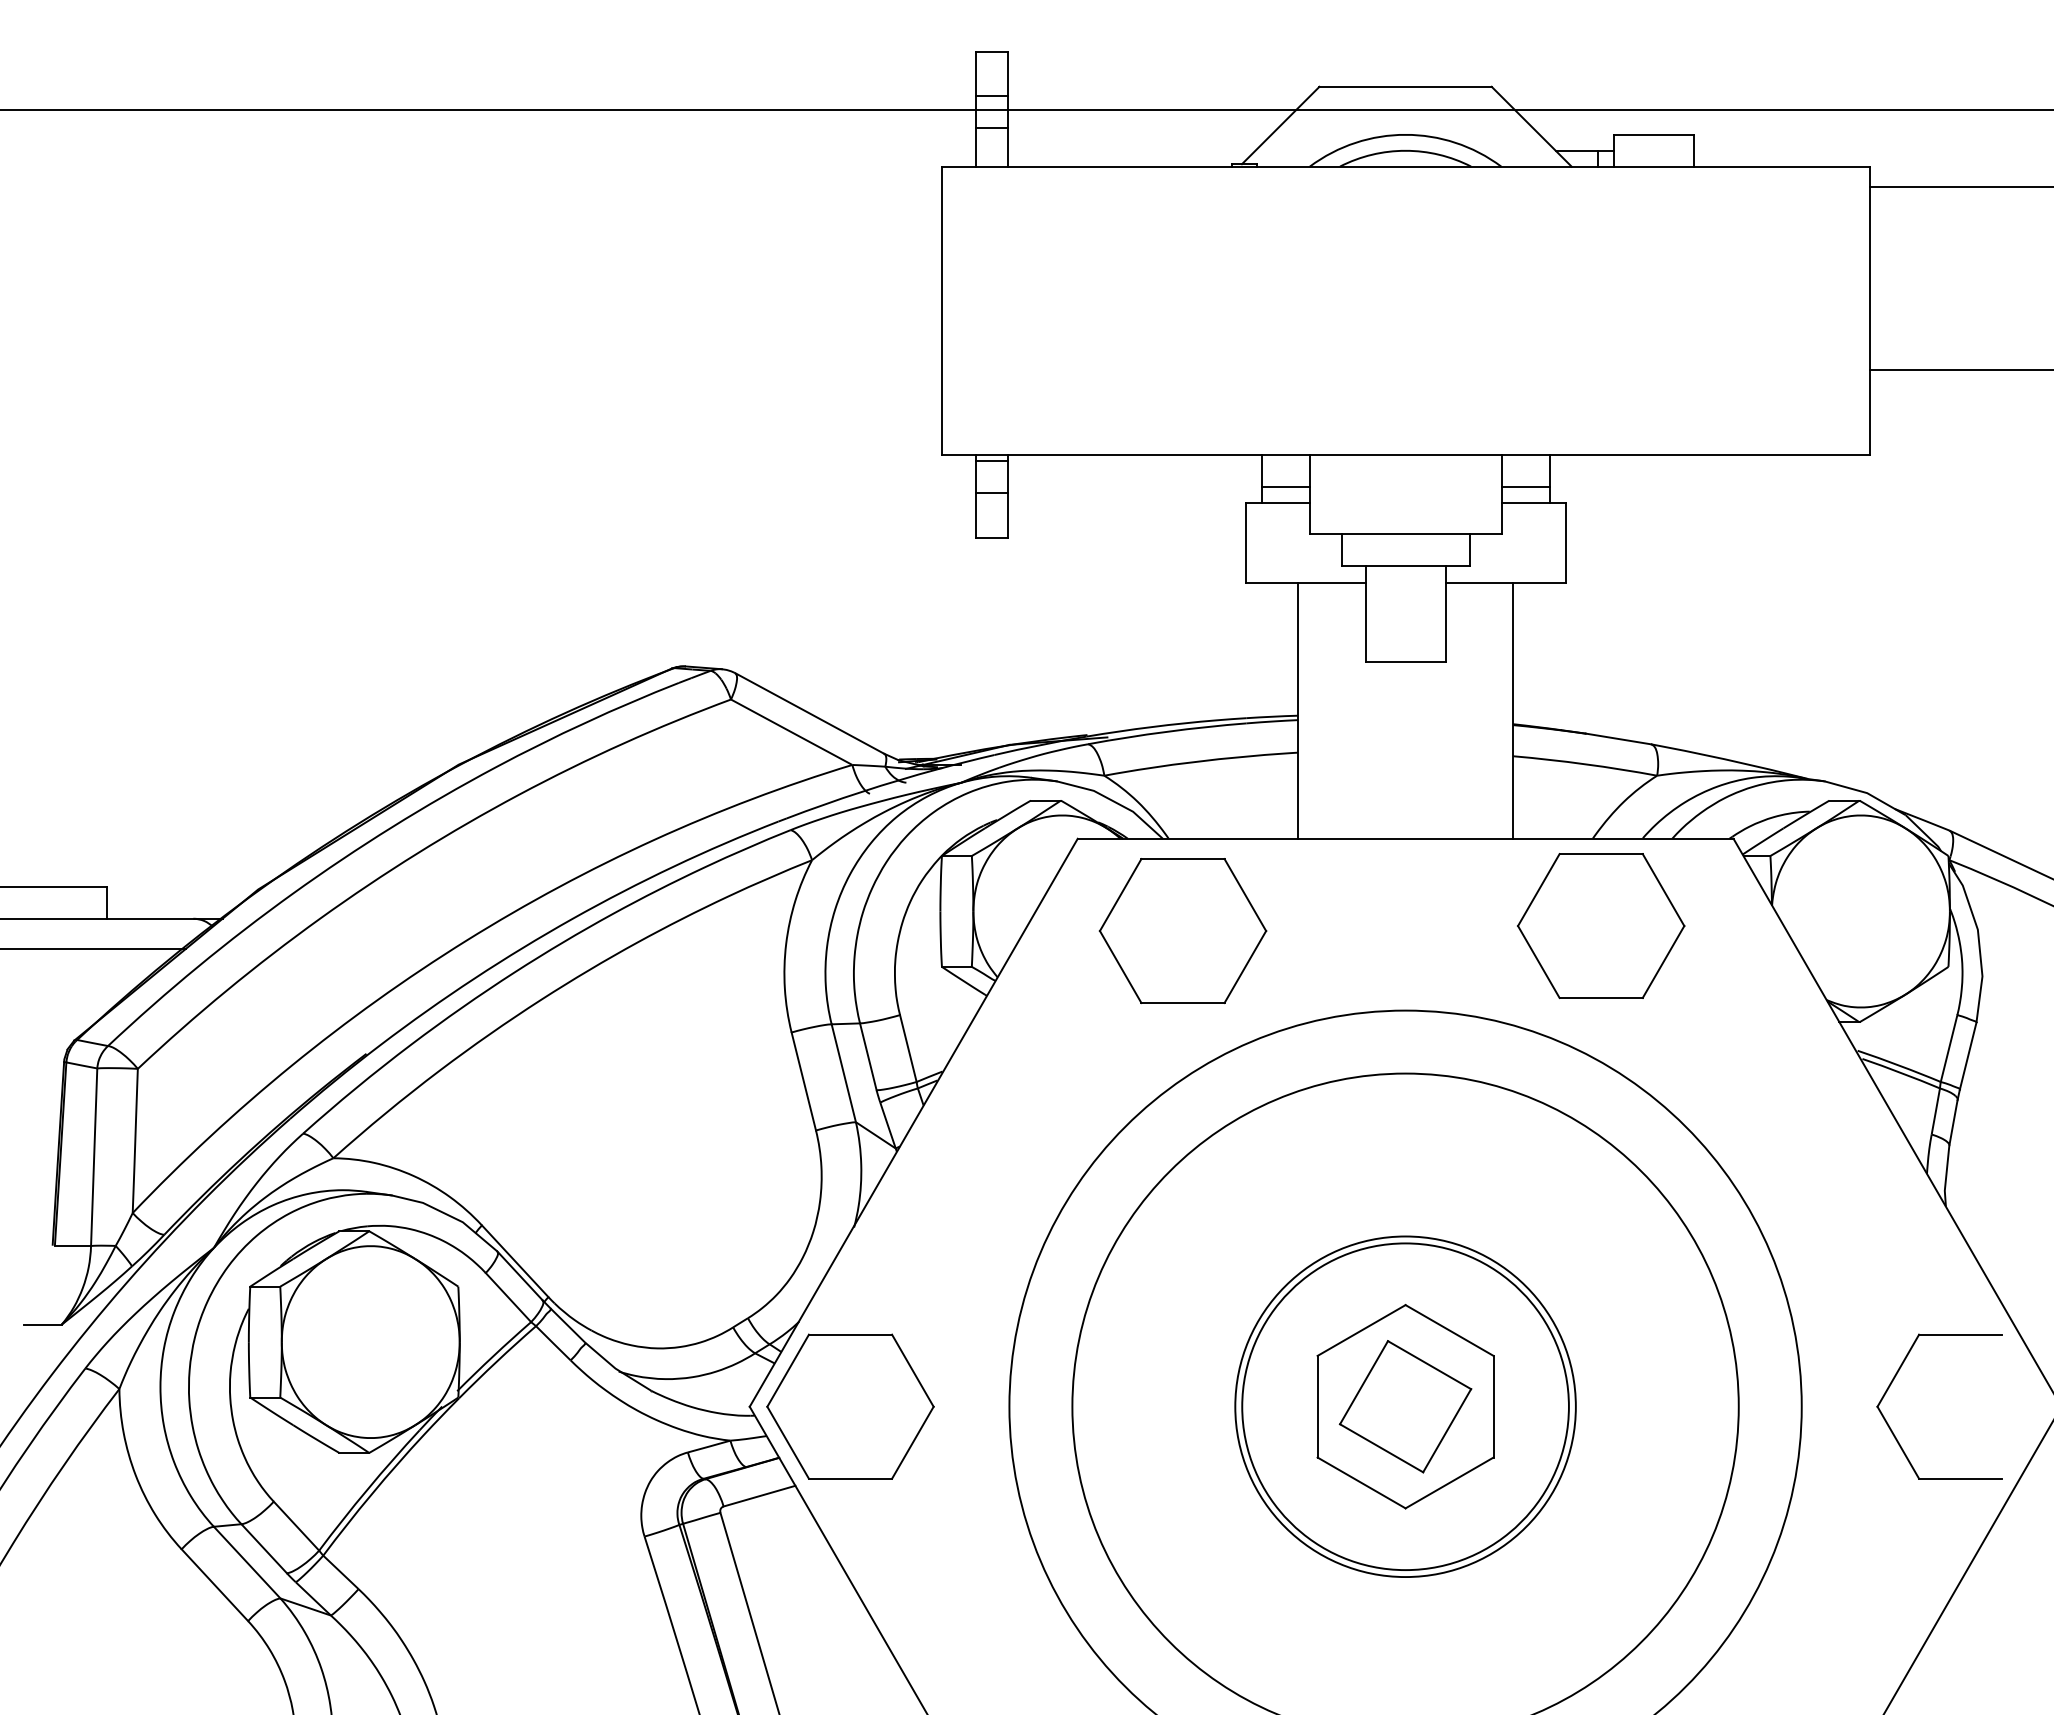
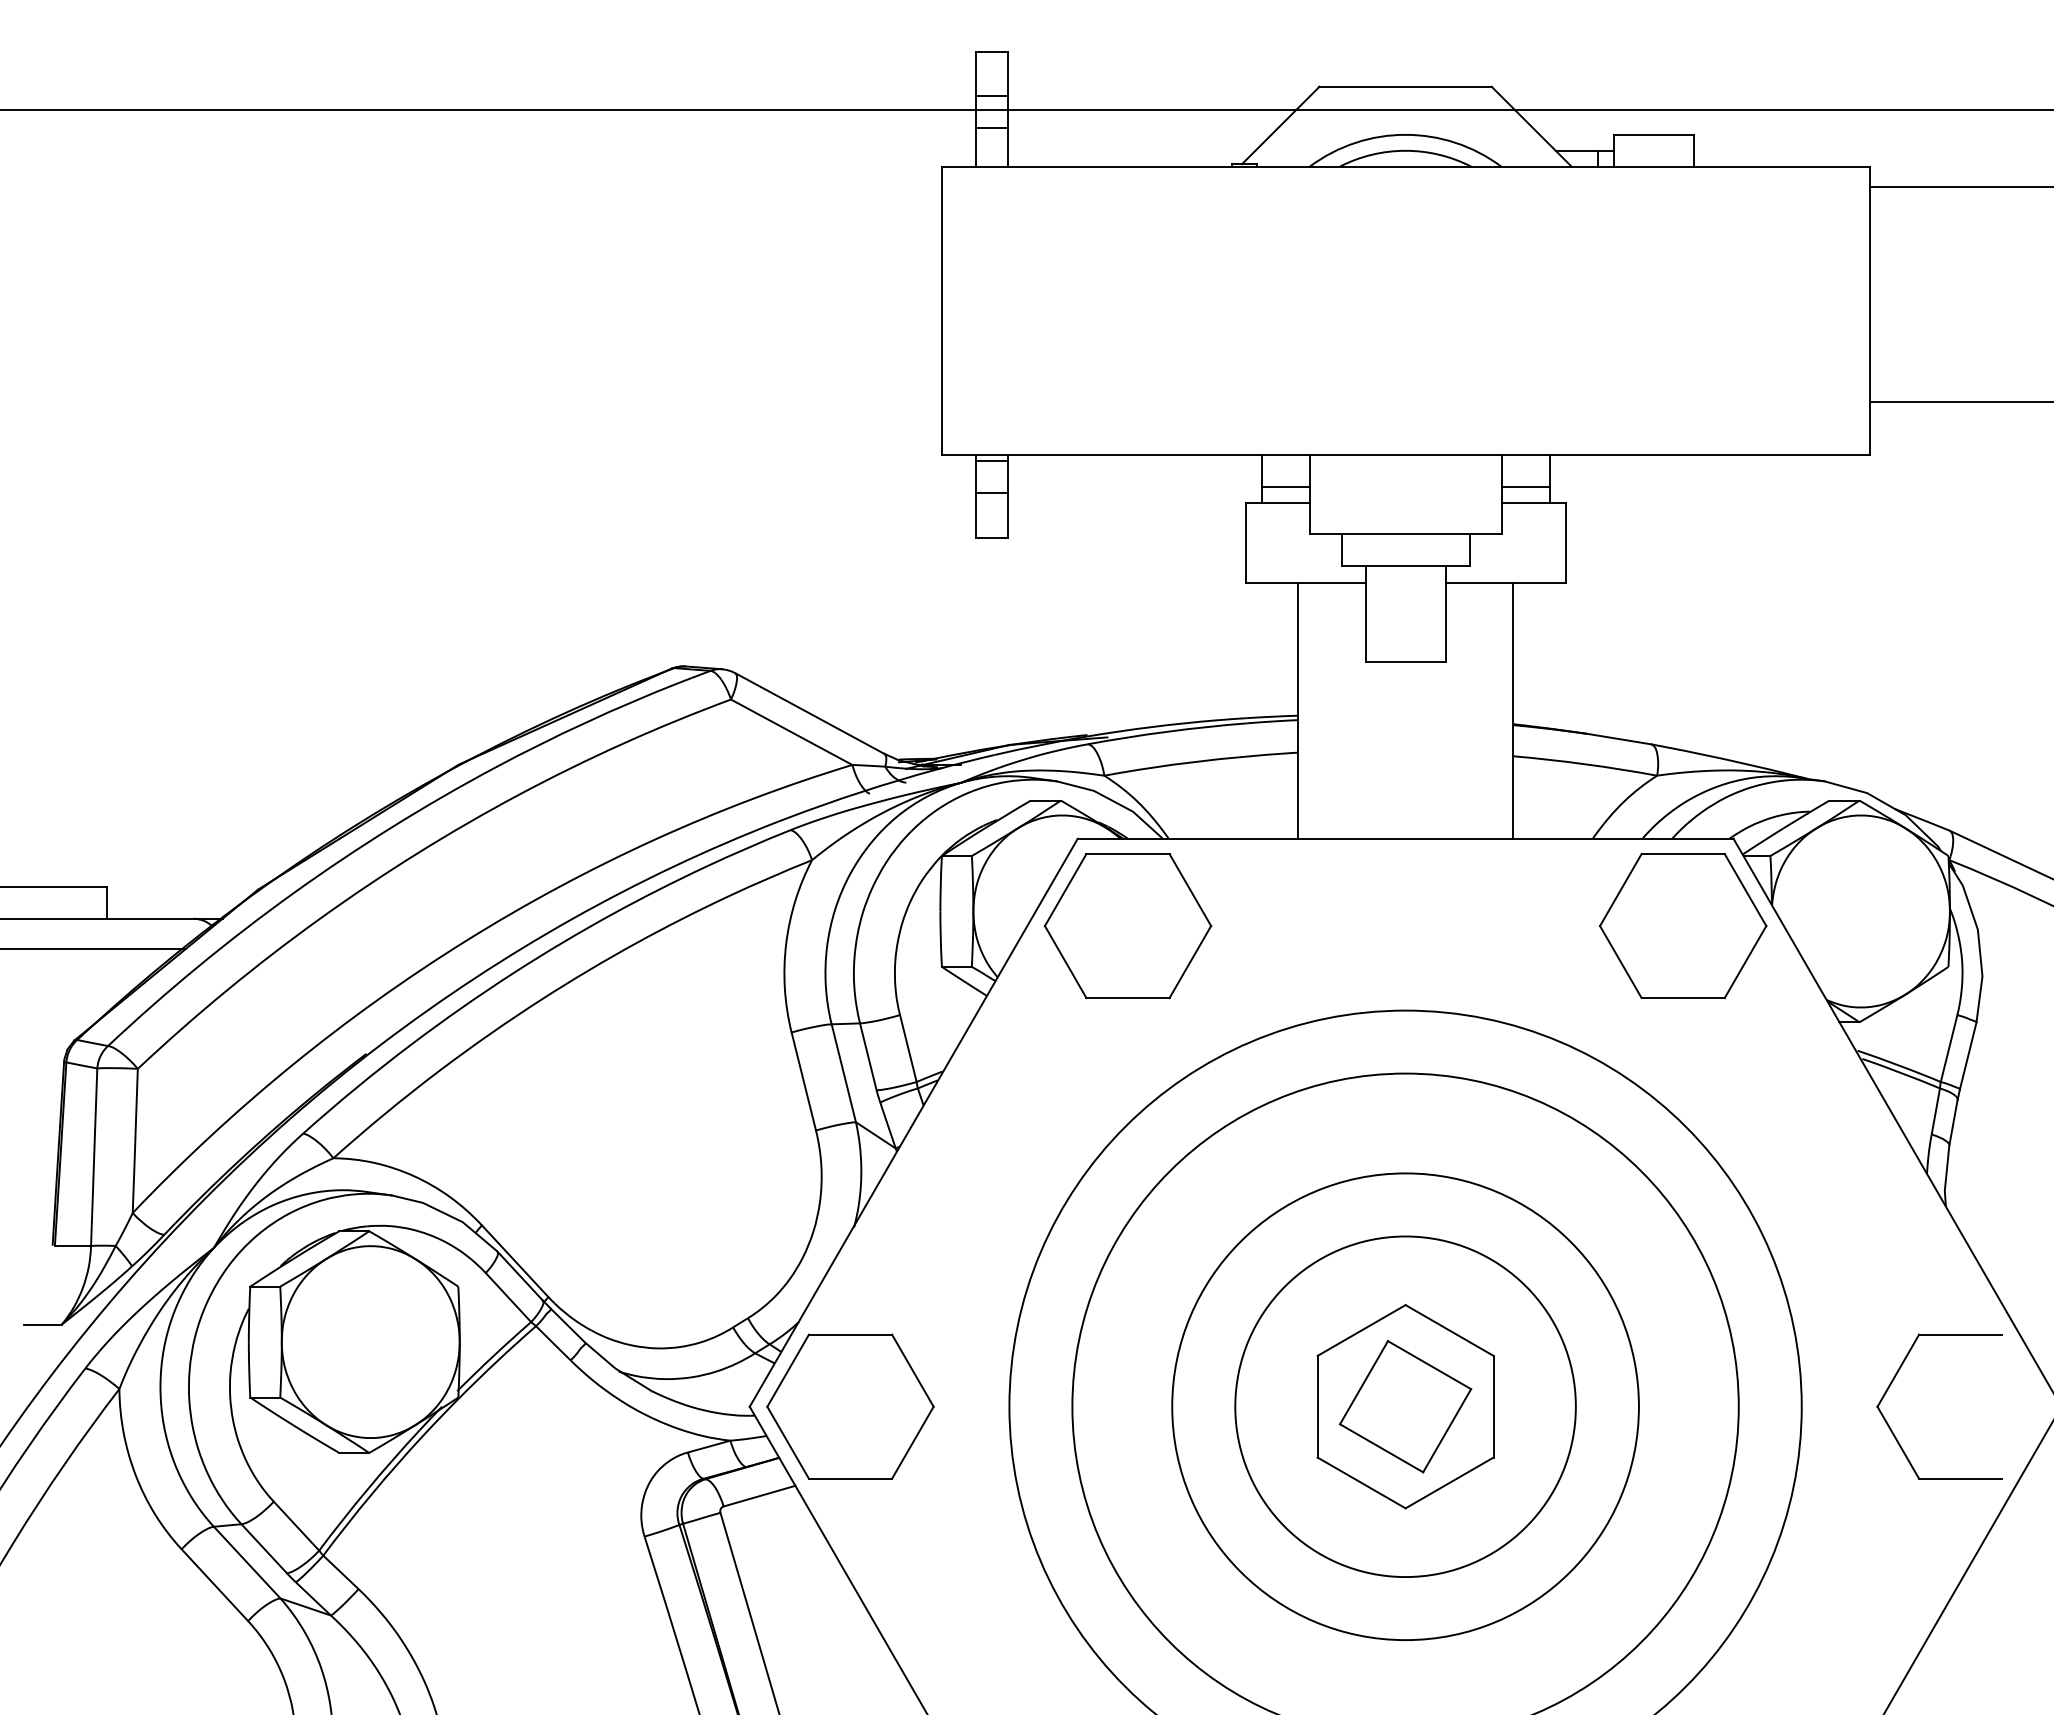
line position: (1959, 370) -> (1959, 402) (1959, 402)
part position: (1601, 926) -> (1683, 926) (1683, 926)
part position: (1182, 930) -> (1127, 925) (1127, 925)
circle diameter: 327 px -> 467 px (1405, 1406)
